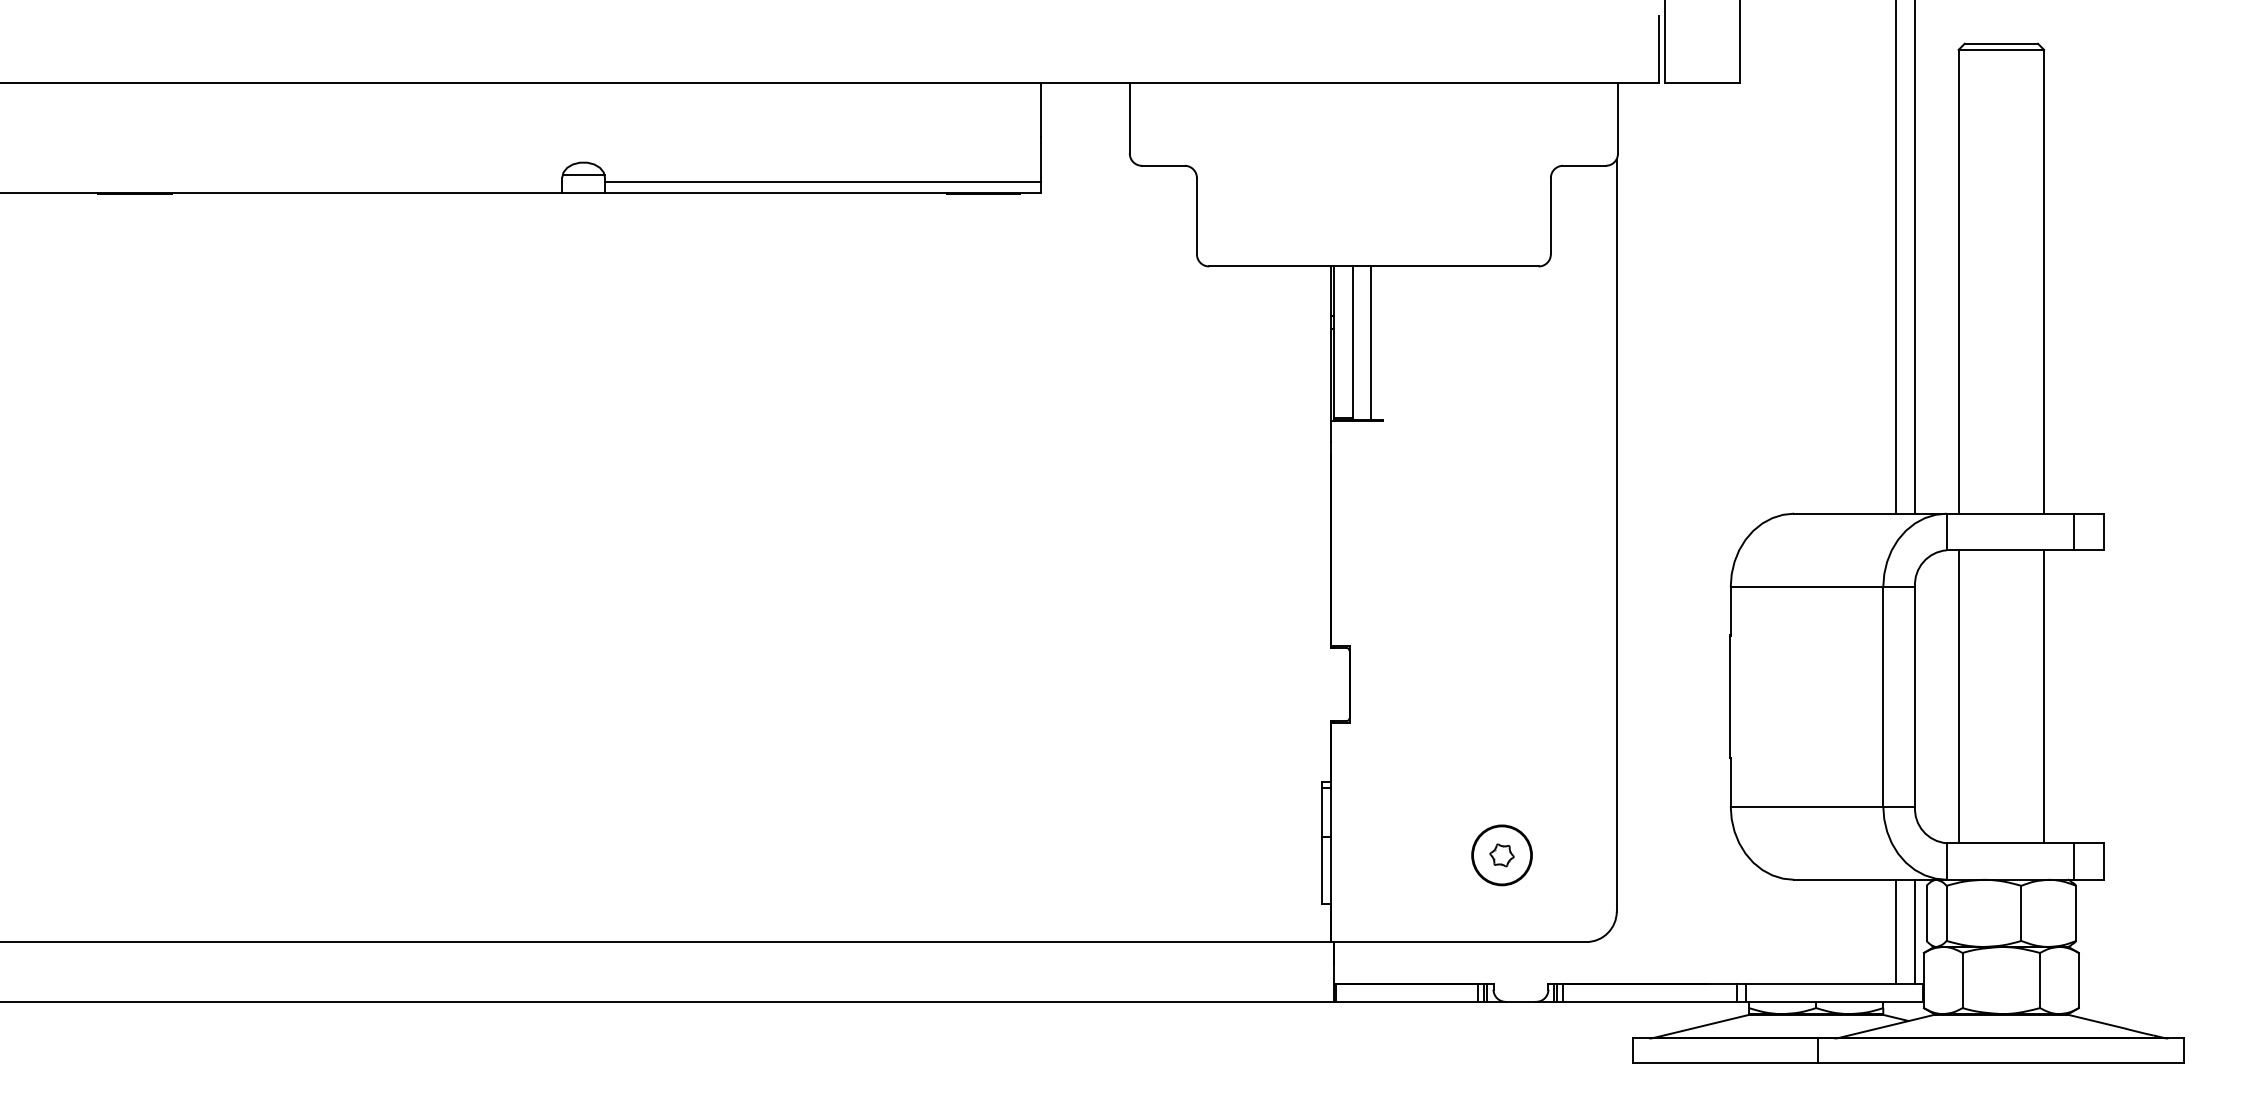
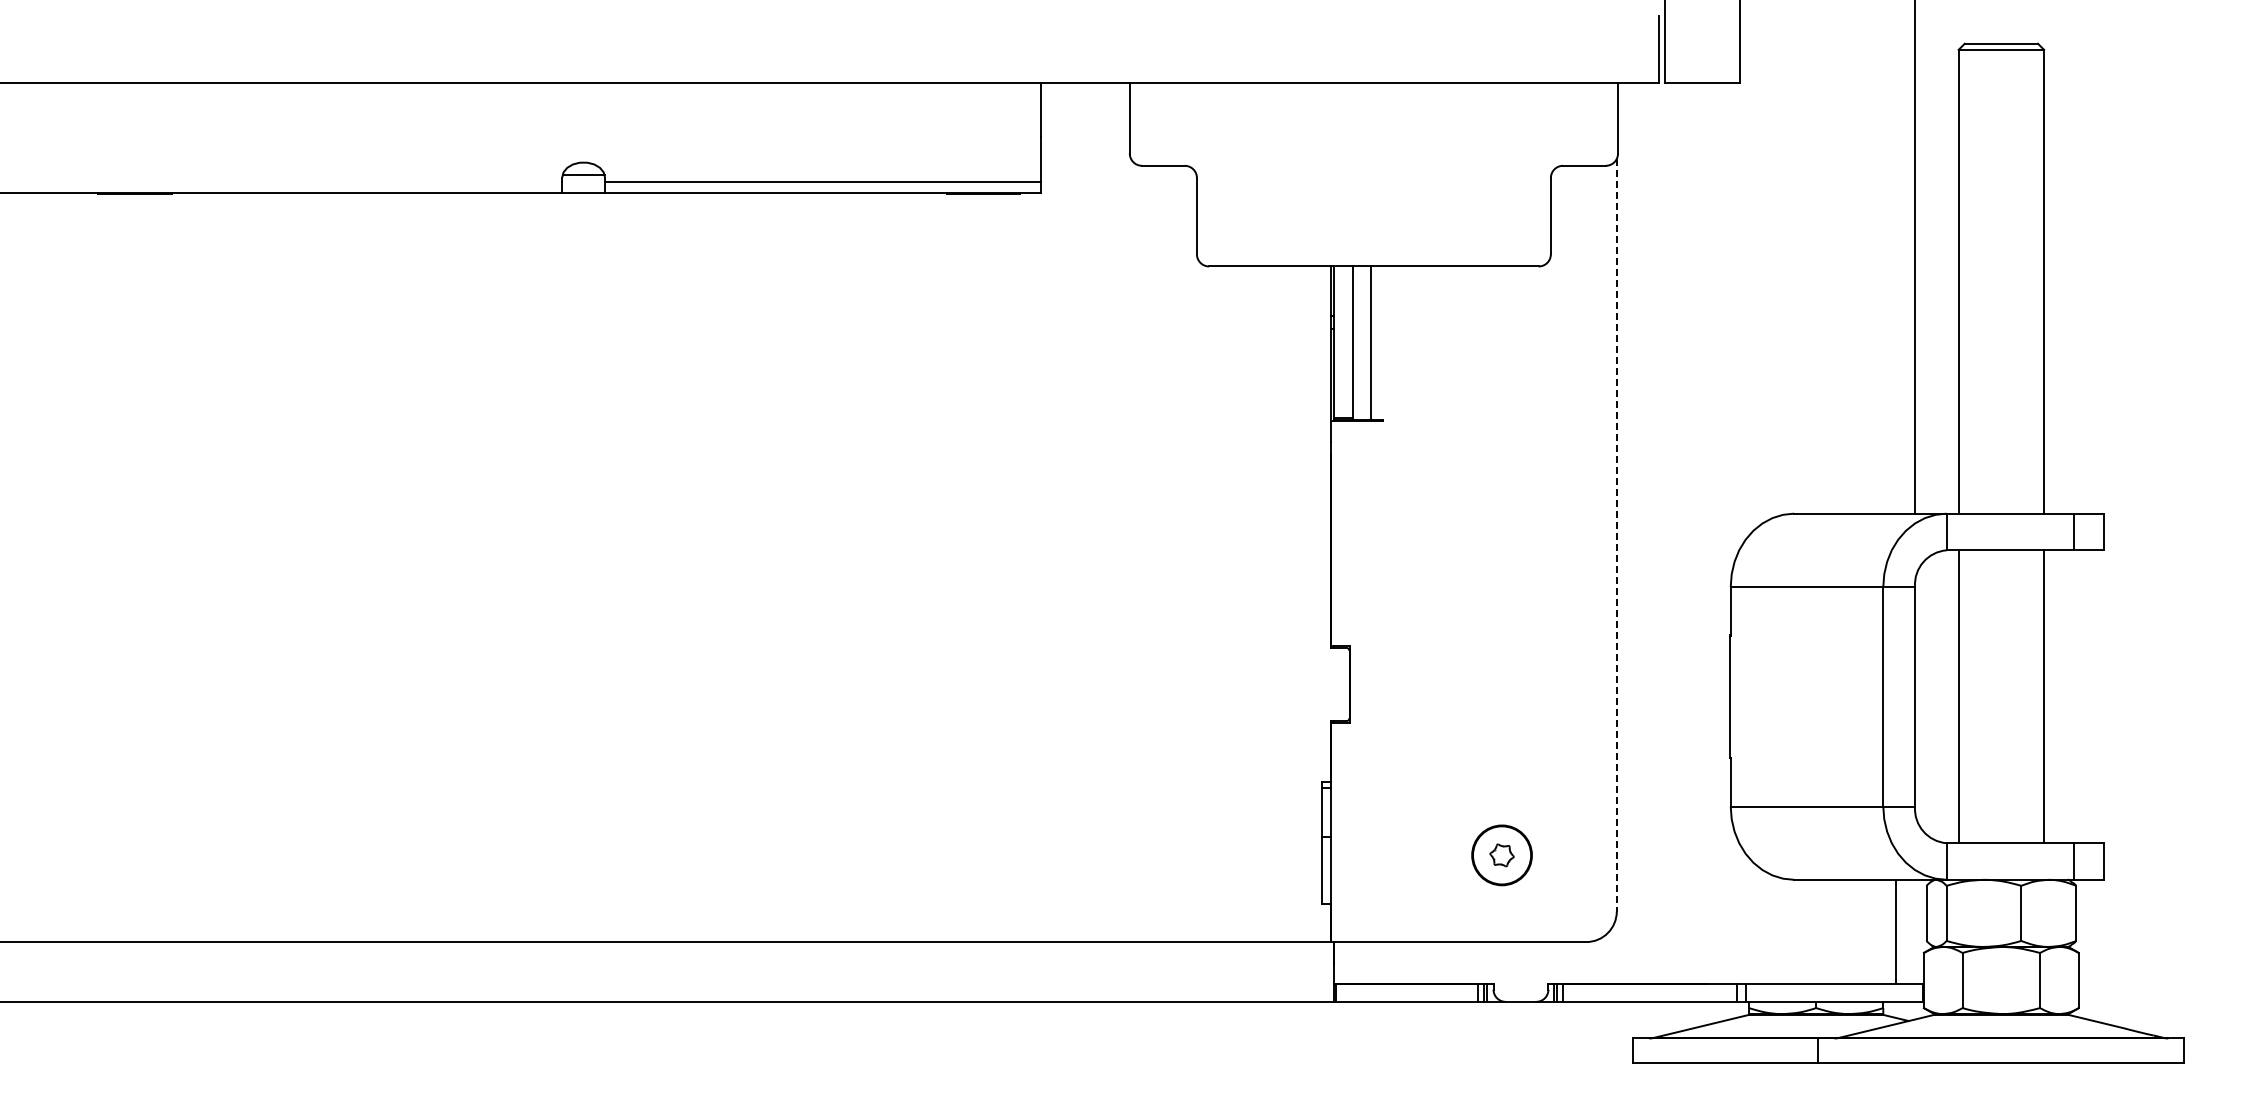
line: present -> none (1896, 257)
line: solid -> dashed (1616, 535)
line: present -> none (1914, 931)
